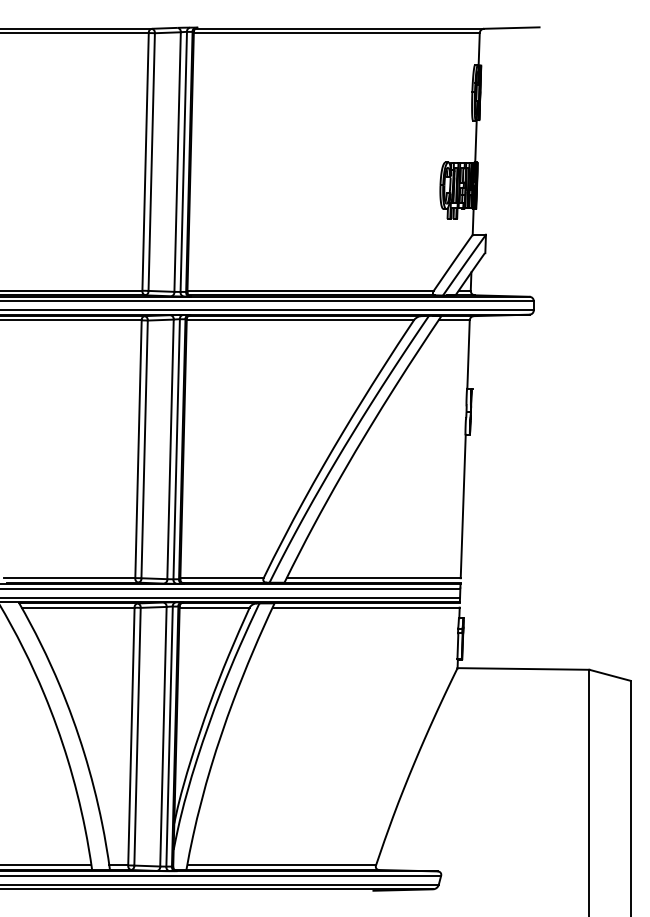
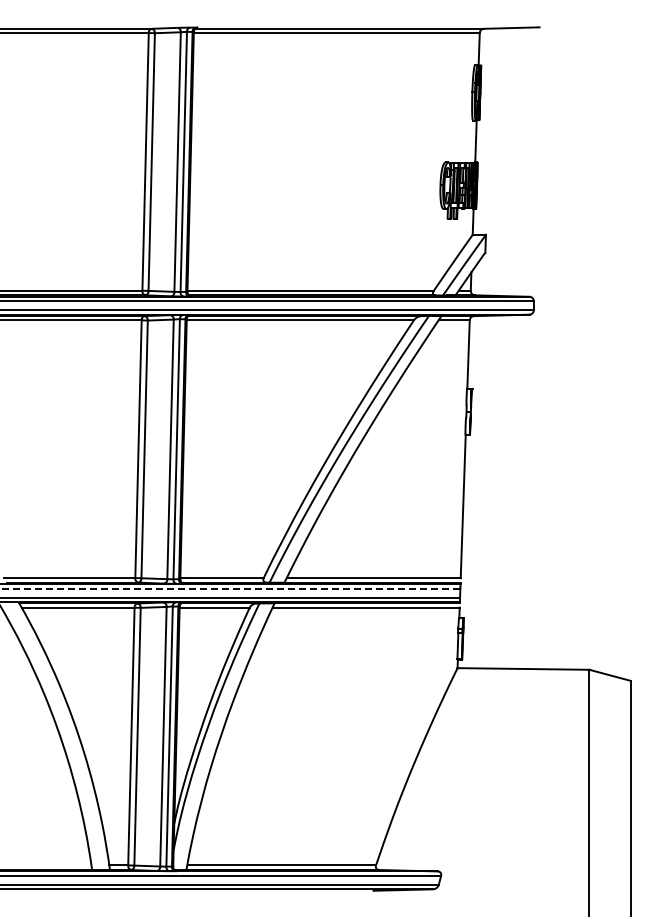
line: solid -> dashed (230, 588)
line: present -> none (46, 865)
